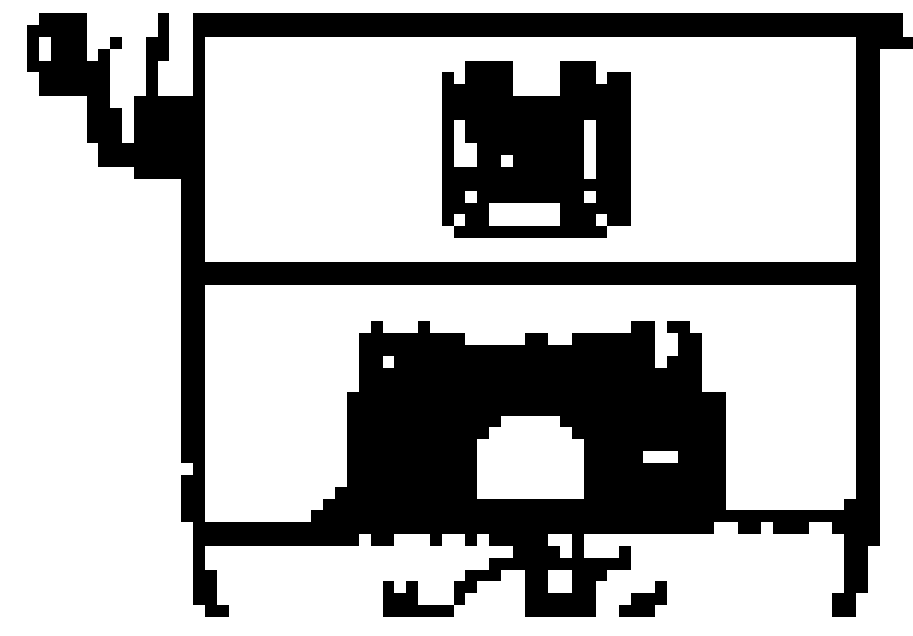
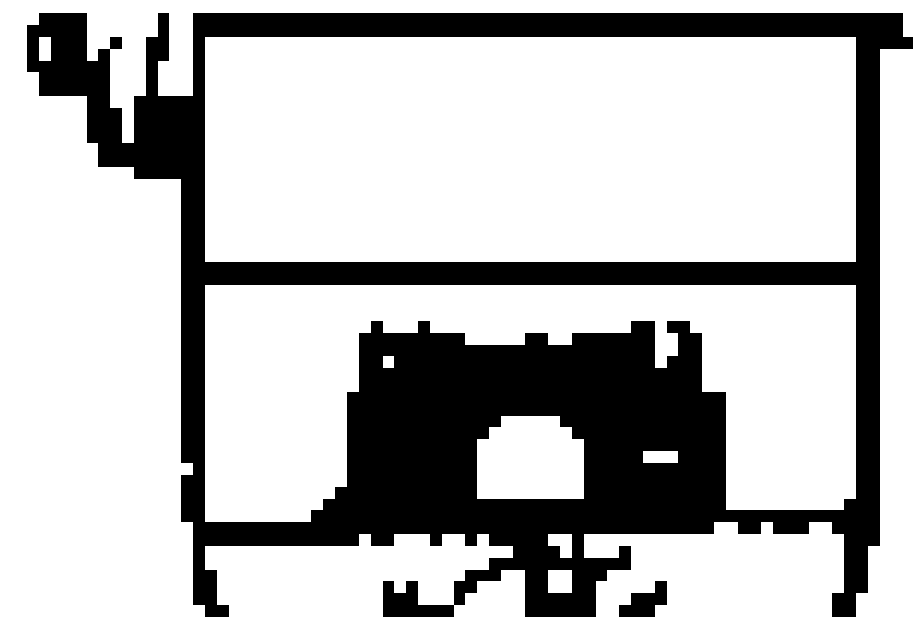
part: present -> none (536, 149)
